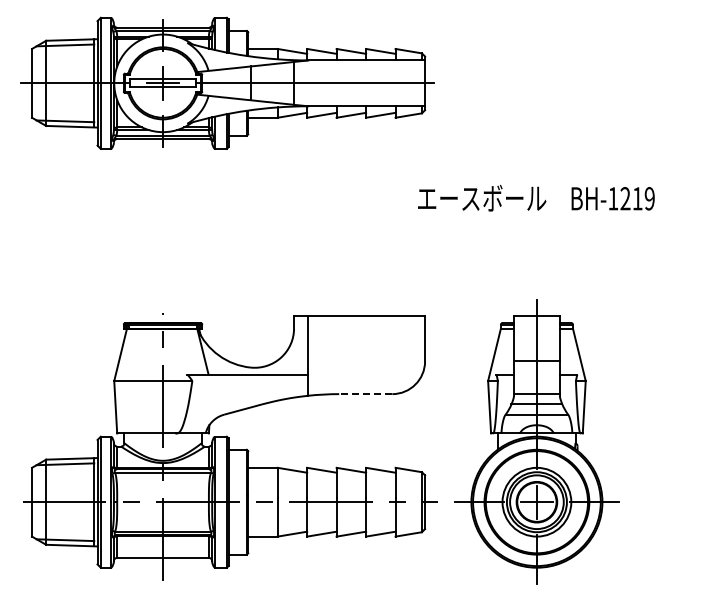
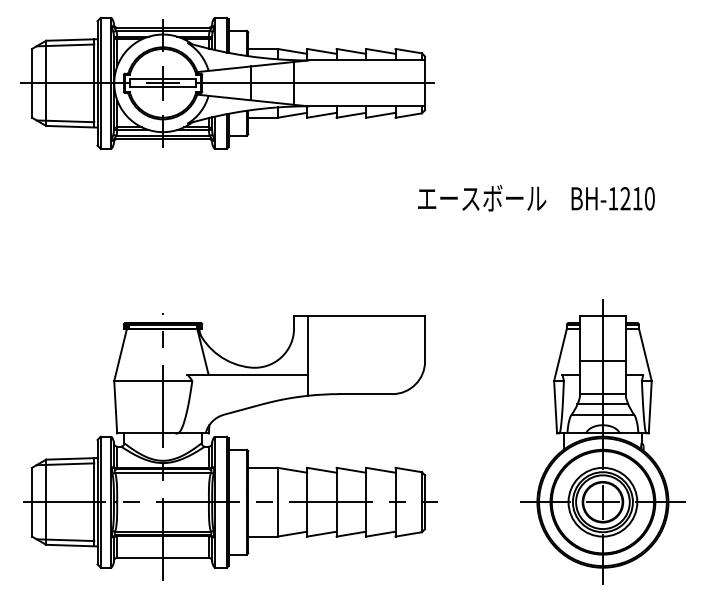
text: BH-1219 -> BH-1210 (649, 198)
line: dashed -> solid (365, 394)
part position: (536, 441) -> (602, 441) (602, 441)
